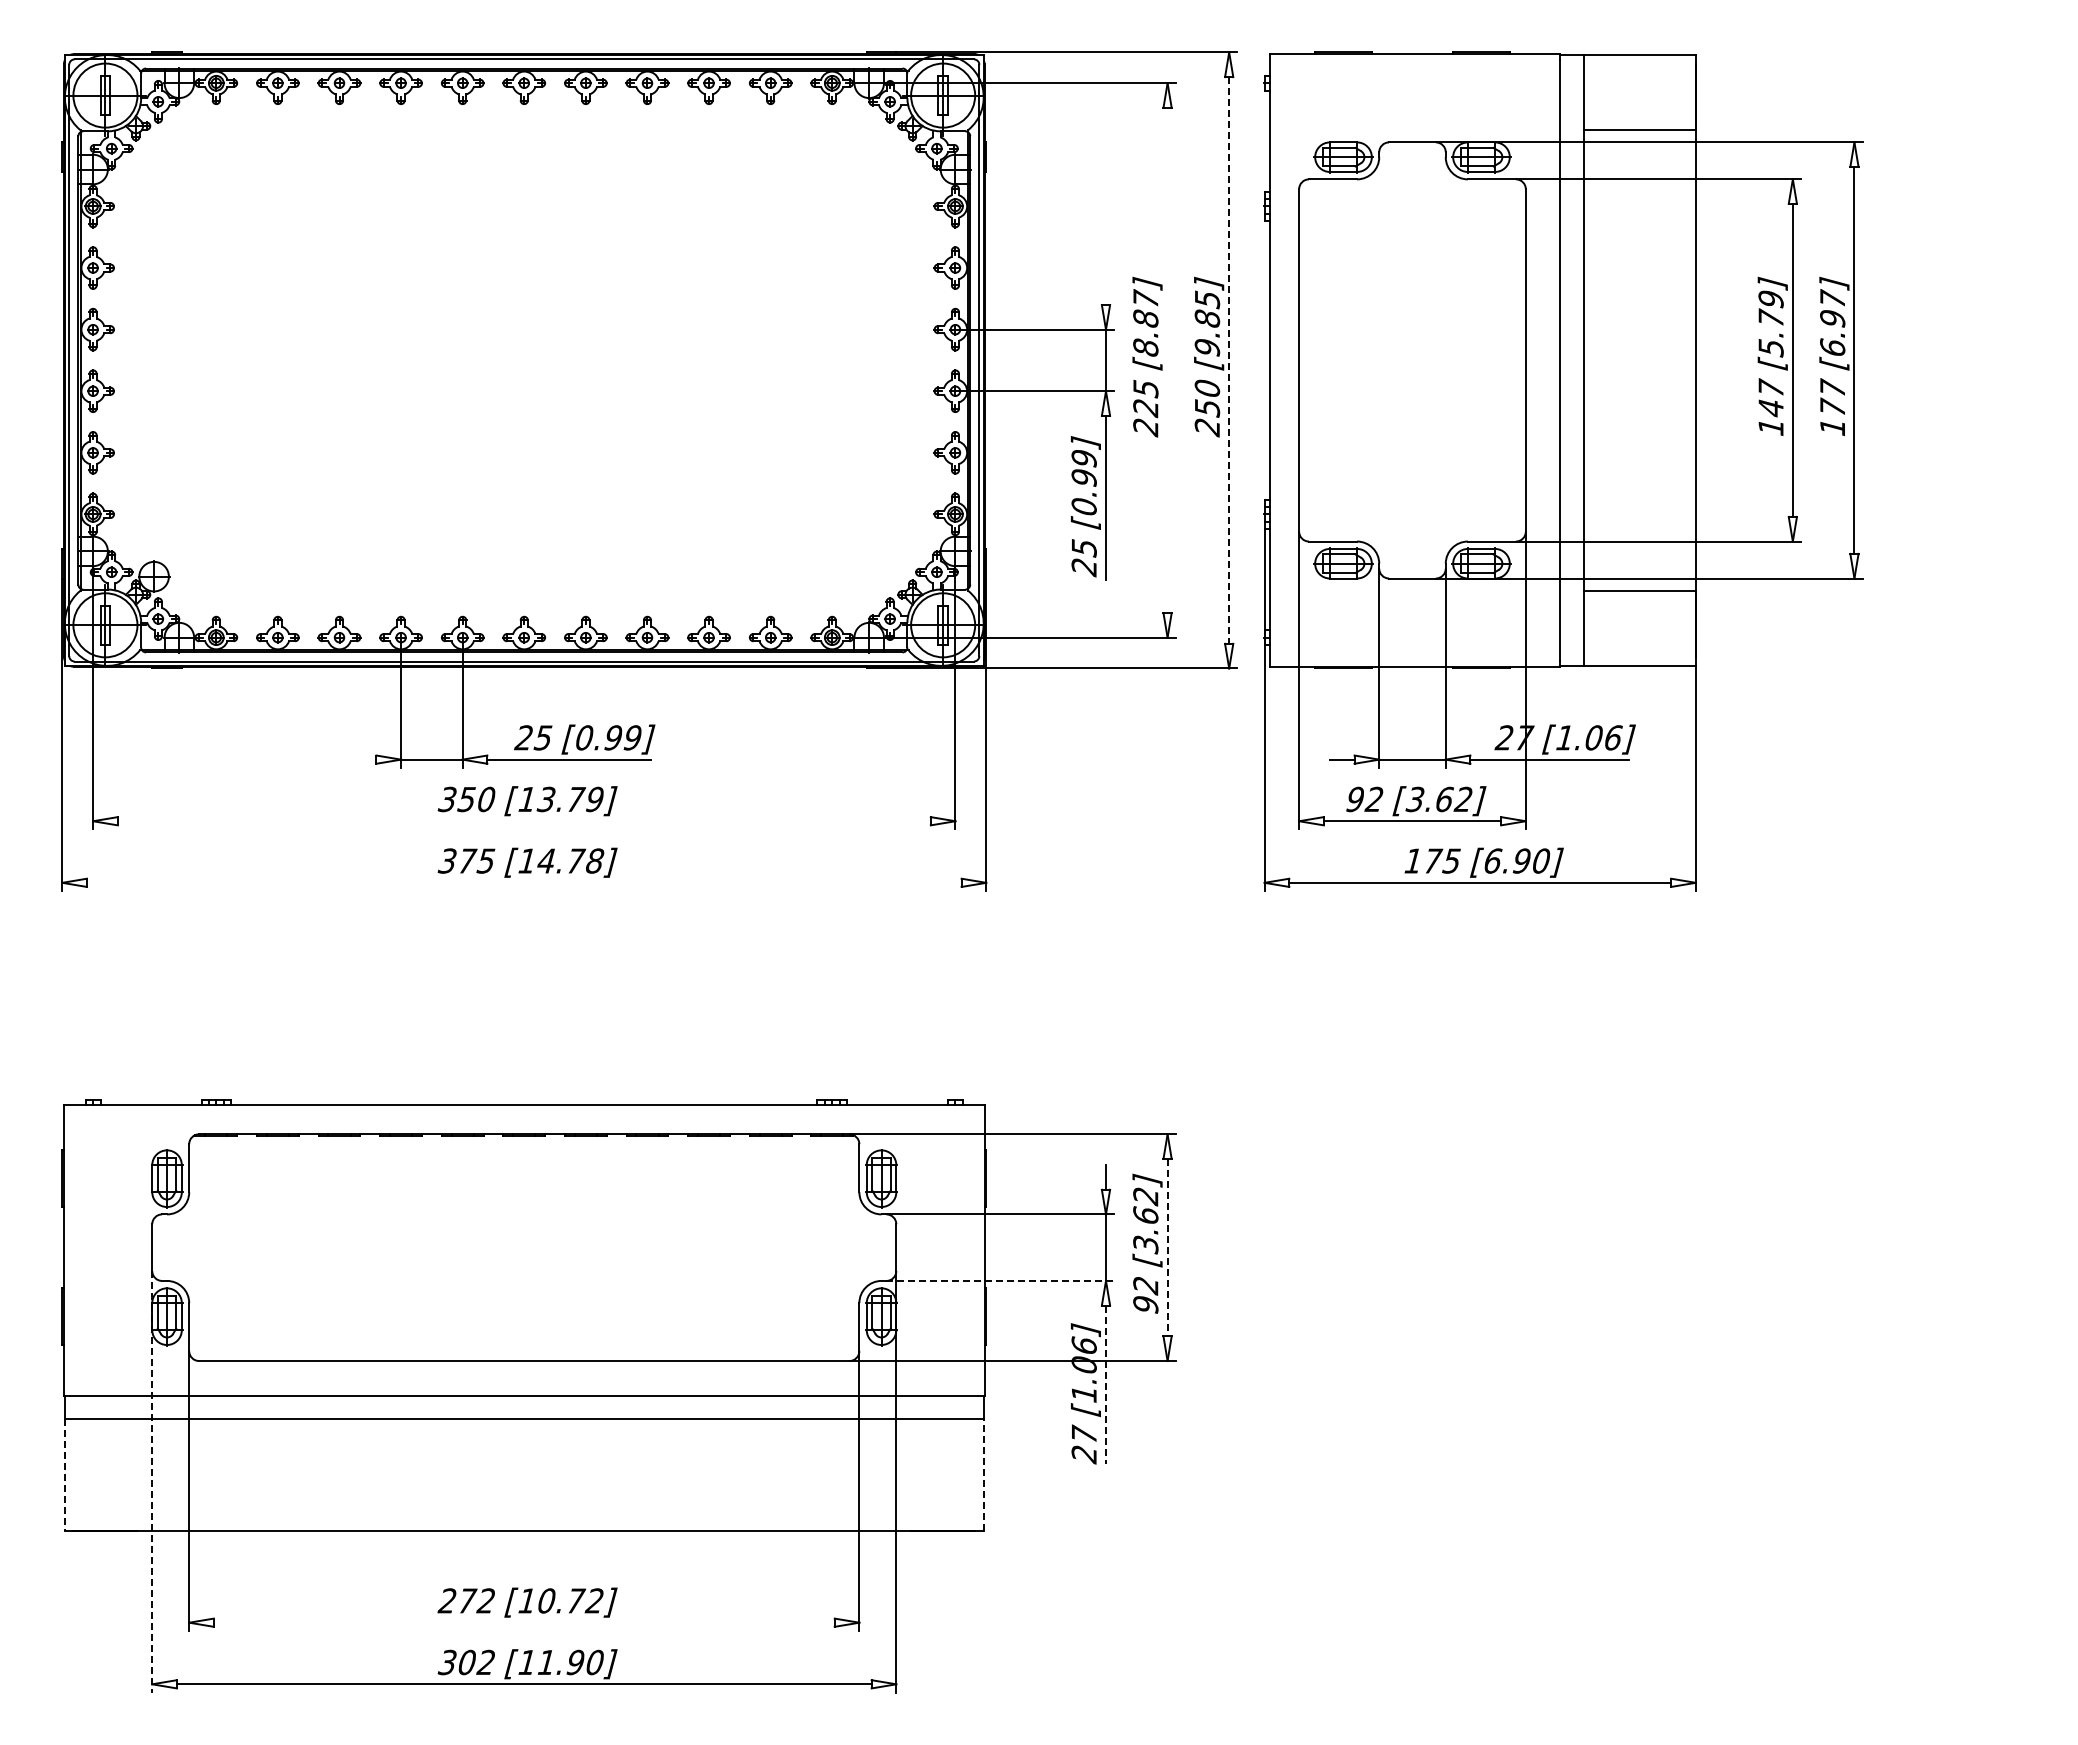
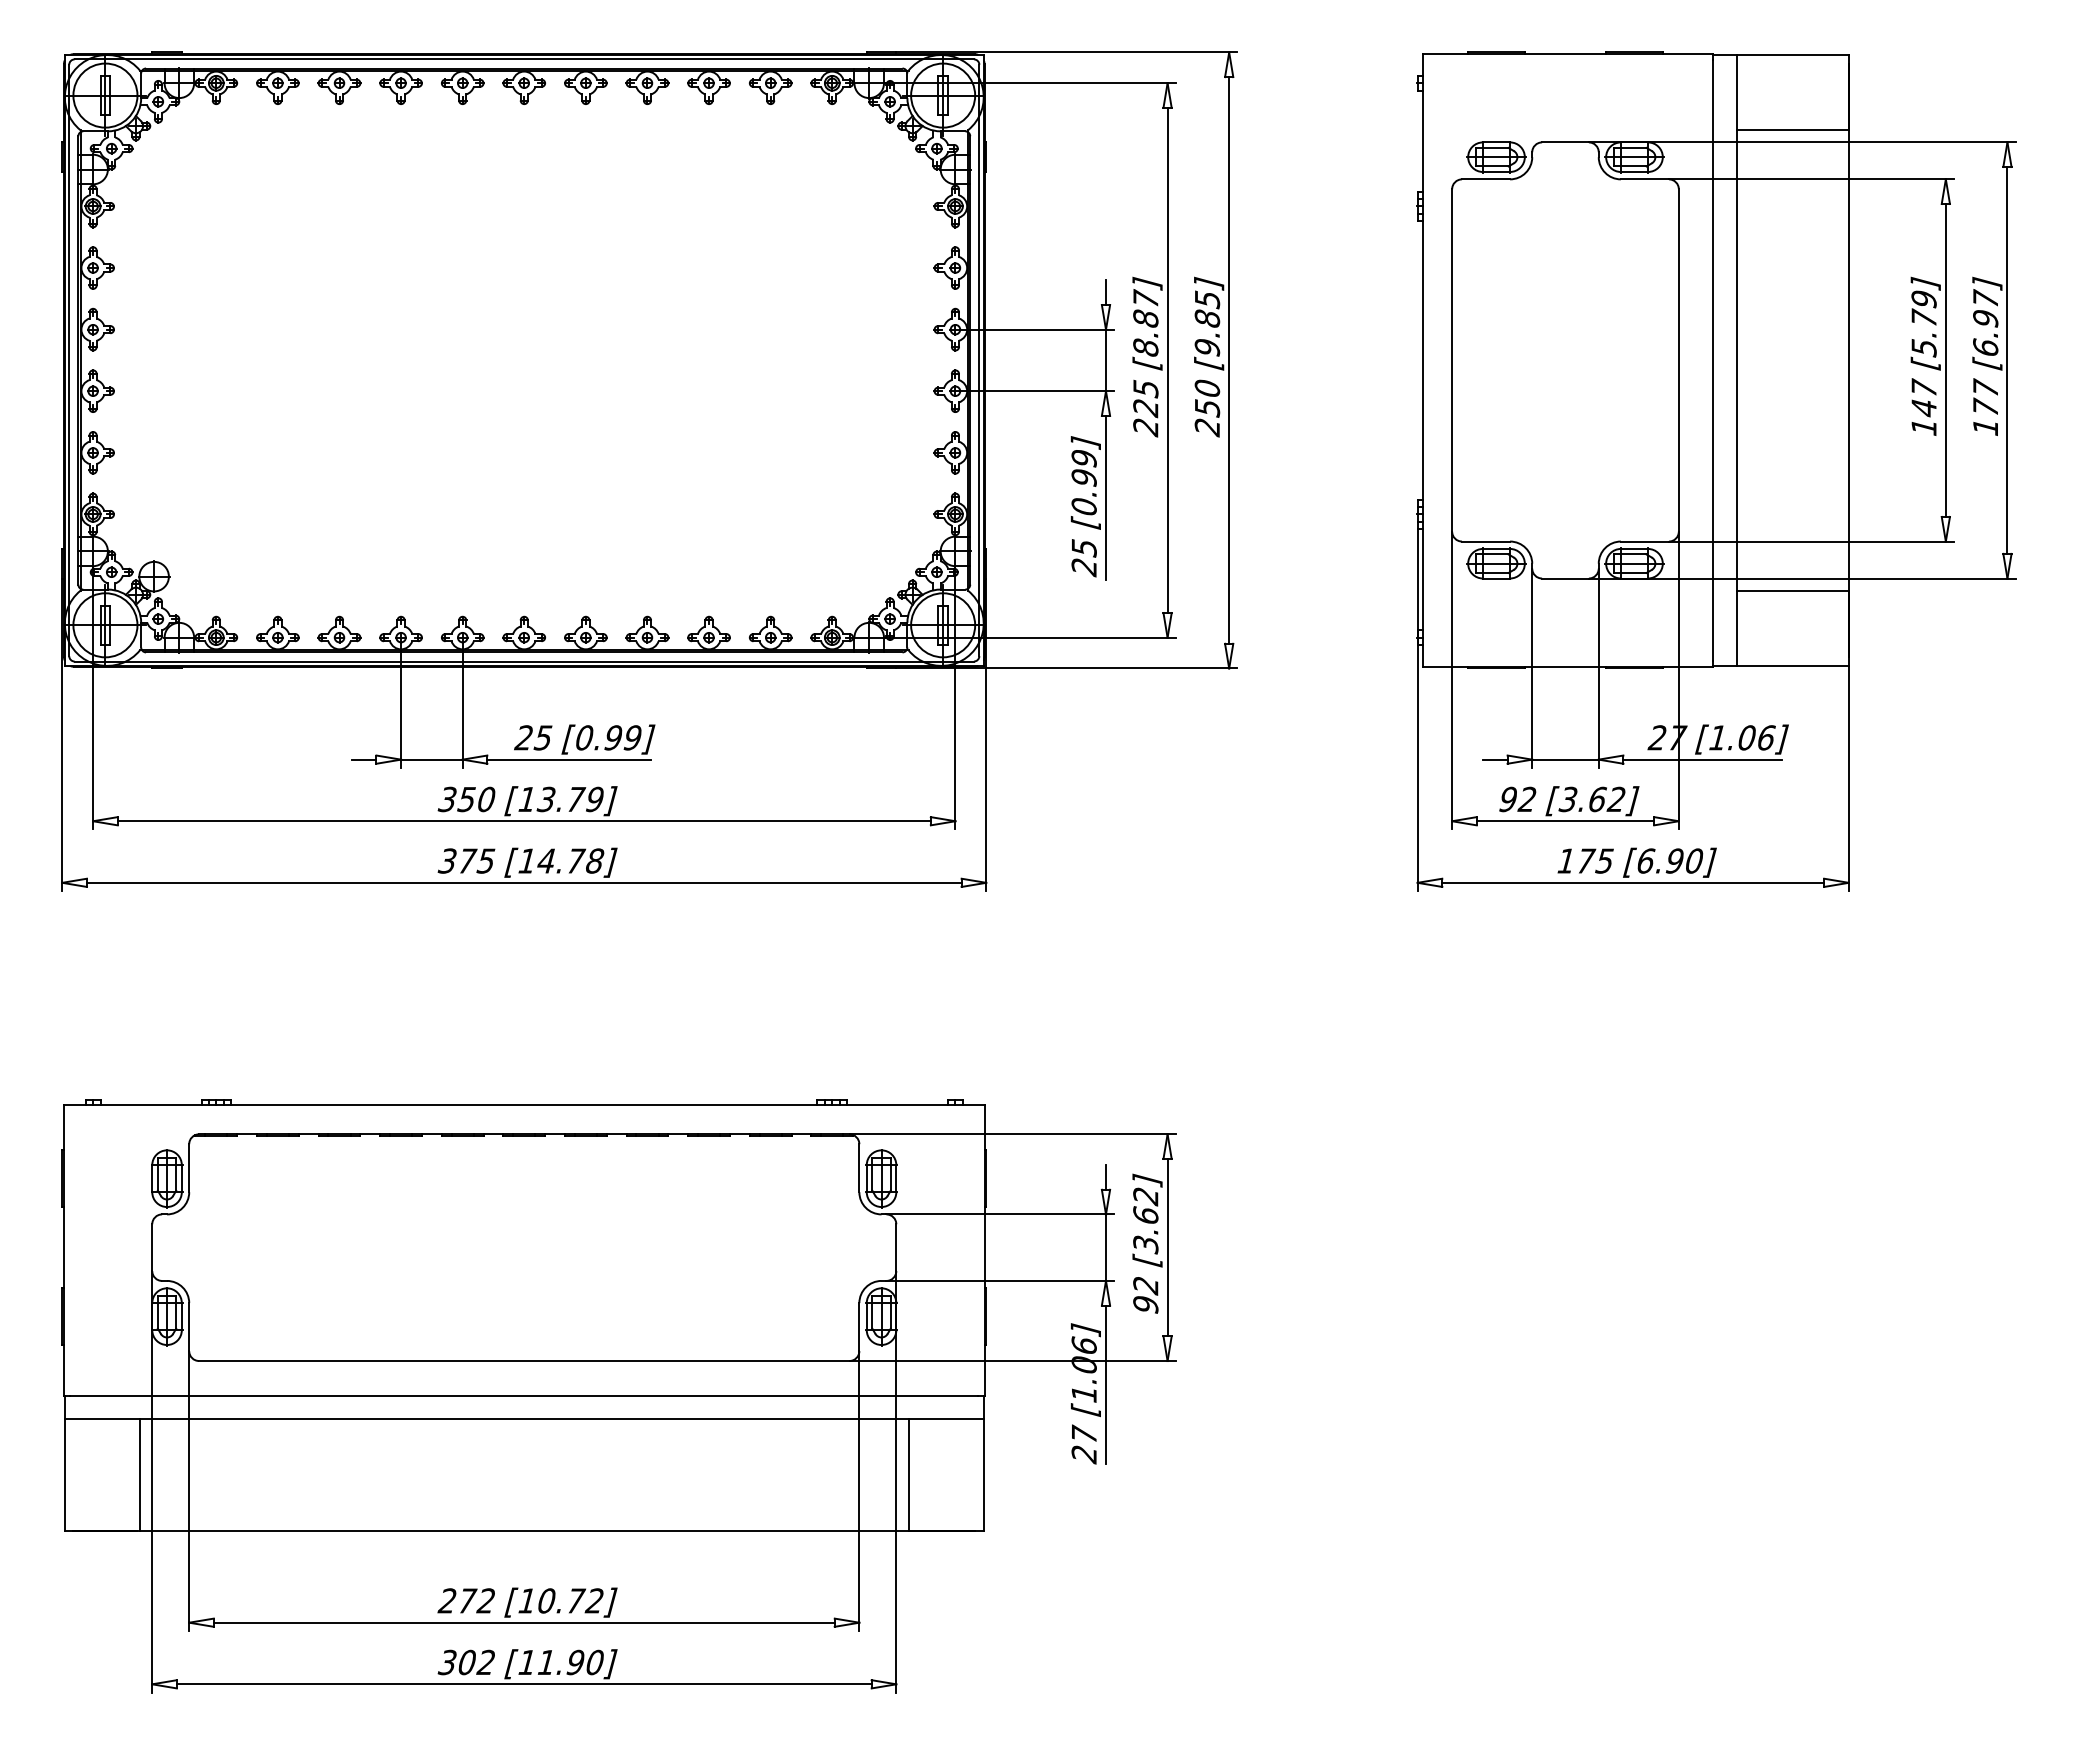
line: none -> present (1106, 292)
line: none -> present (1167, 360)
line: dashed -> solid (1229, 360)
part position: (1563, 471) -> (1716, 471) (1716, 471)
line: none -> present (363, 759)
line: none -> present (523, 821)
line: none -> present (523, 882)
line: dashed -> solid (1167, 1247)
line: dashed -> solid (1000, 1280)
line: dashed -> solid (1106, 1385)
line: dashed -> solid (64, 1475)
line: none -> present (140, 1475)
line: none -> present (908, 1475)
line: dashed -> solid (983, 1475)
line: dashed -> solid (152, 1481)
line: none -> present (523, 1622)
